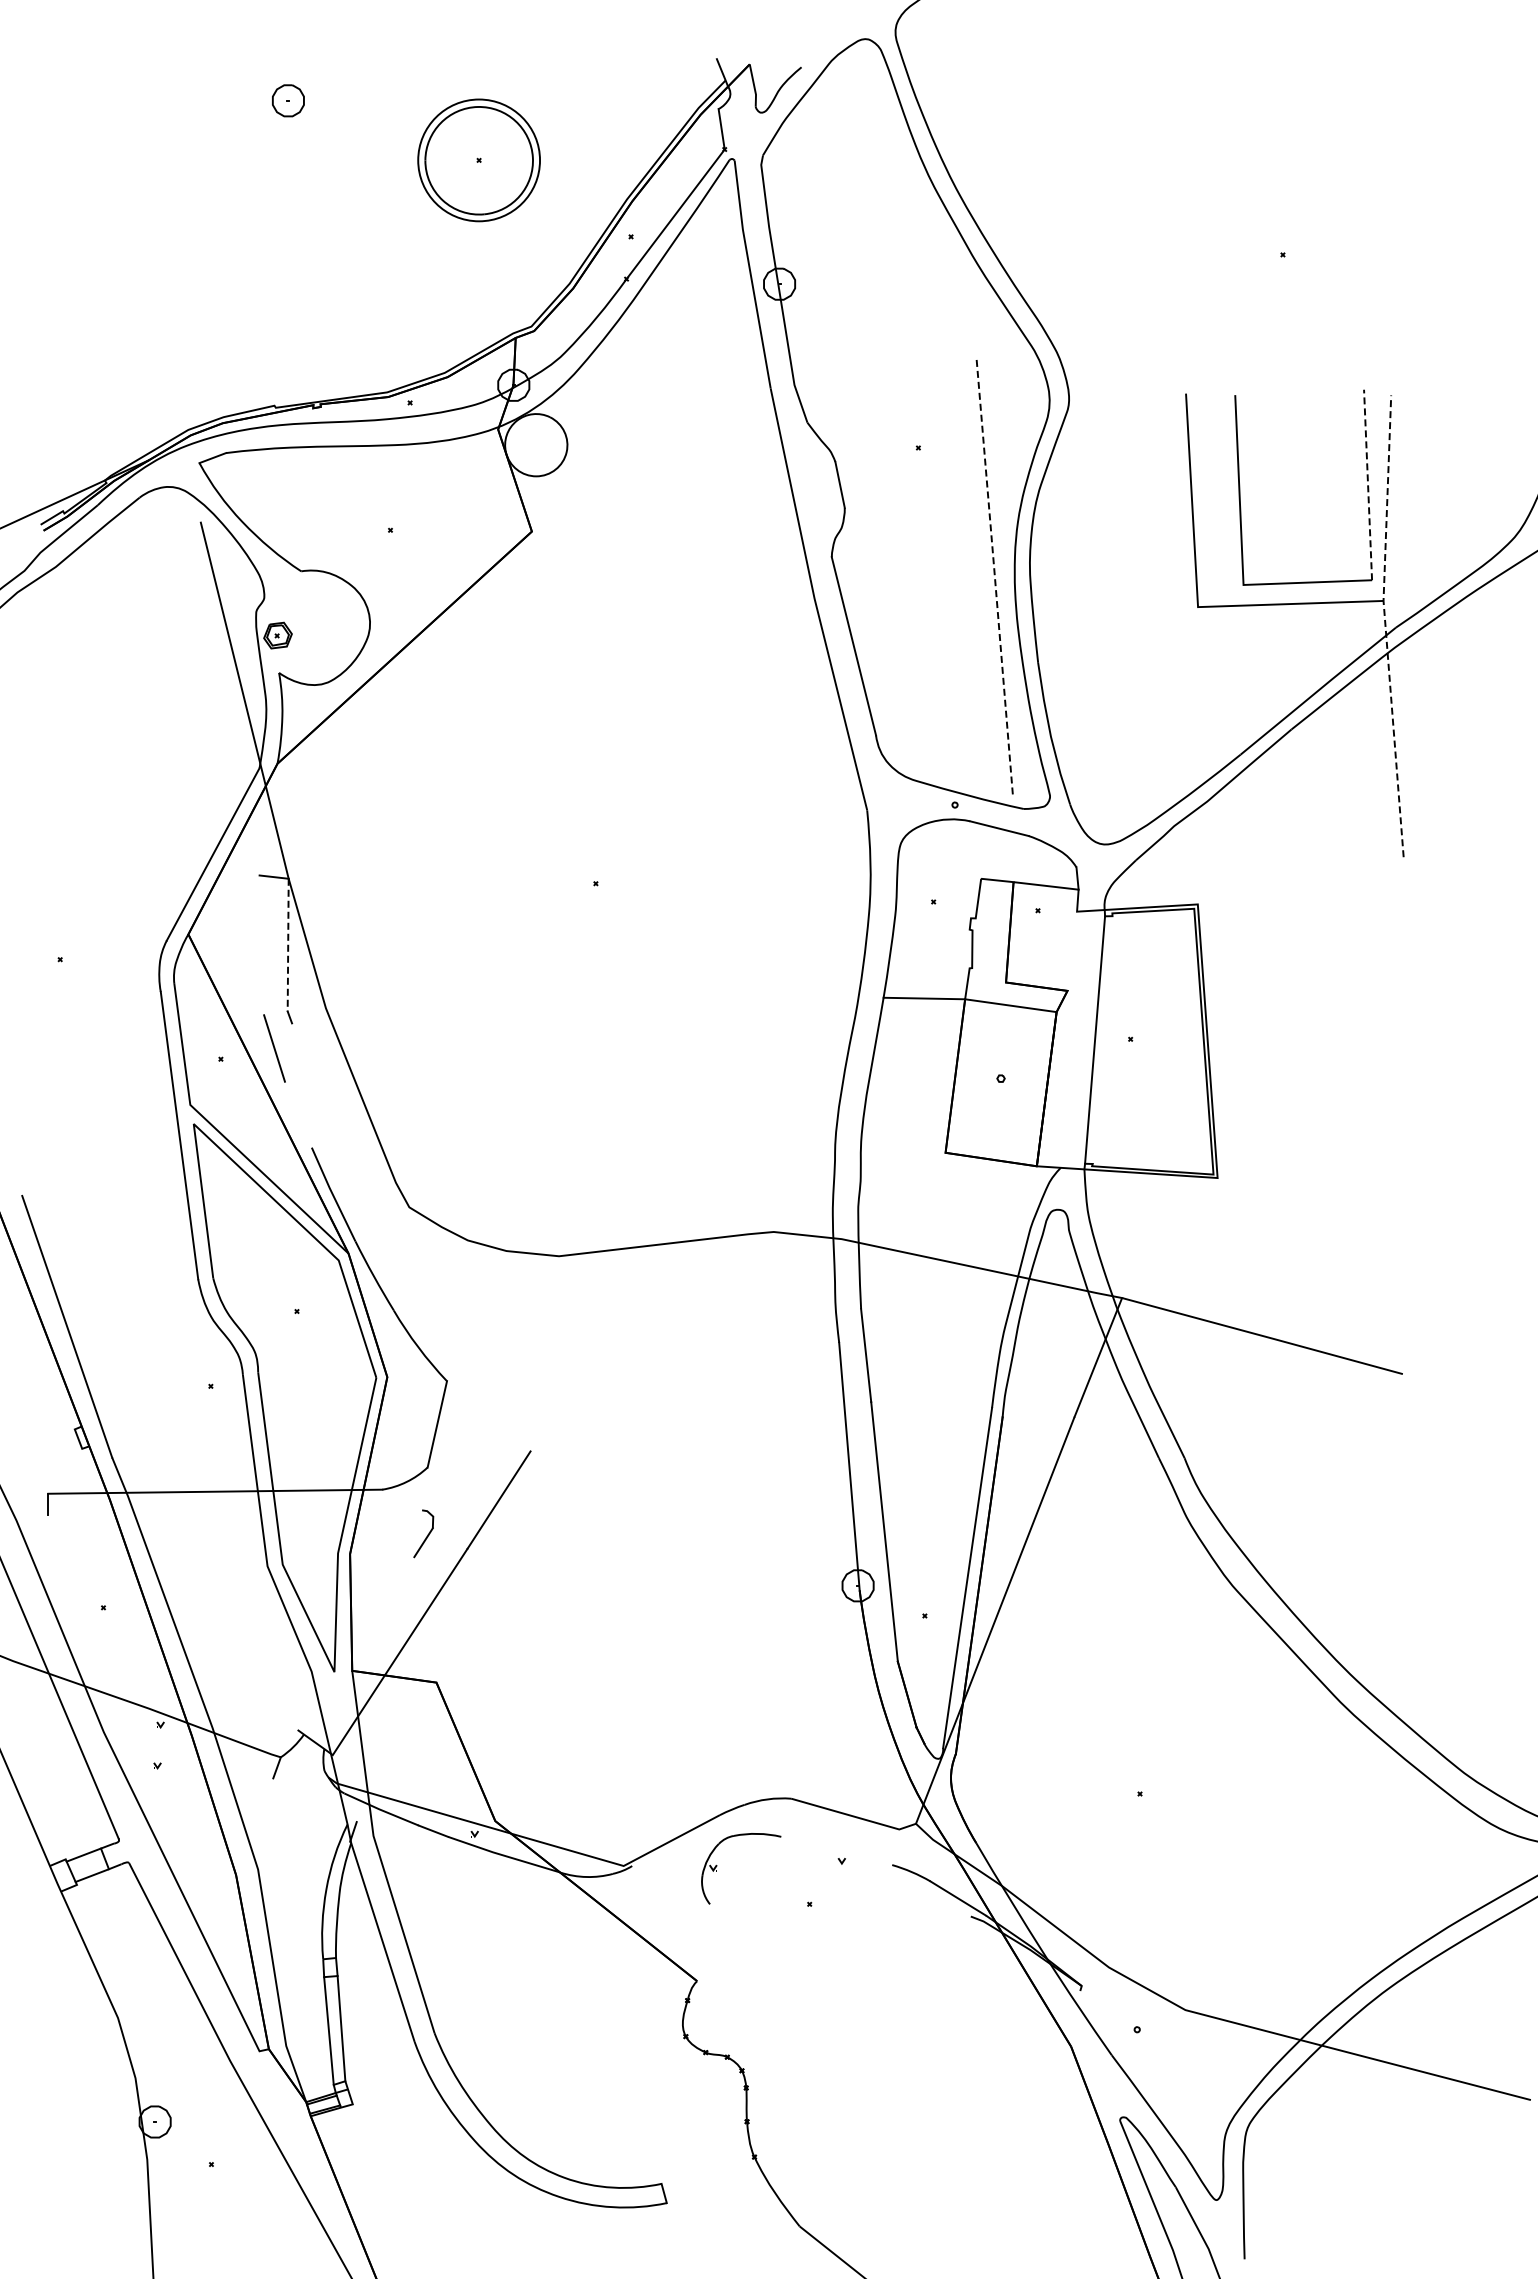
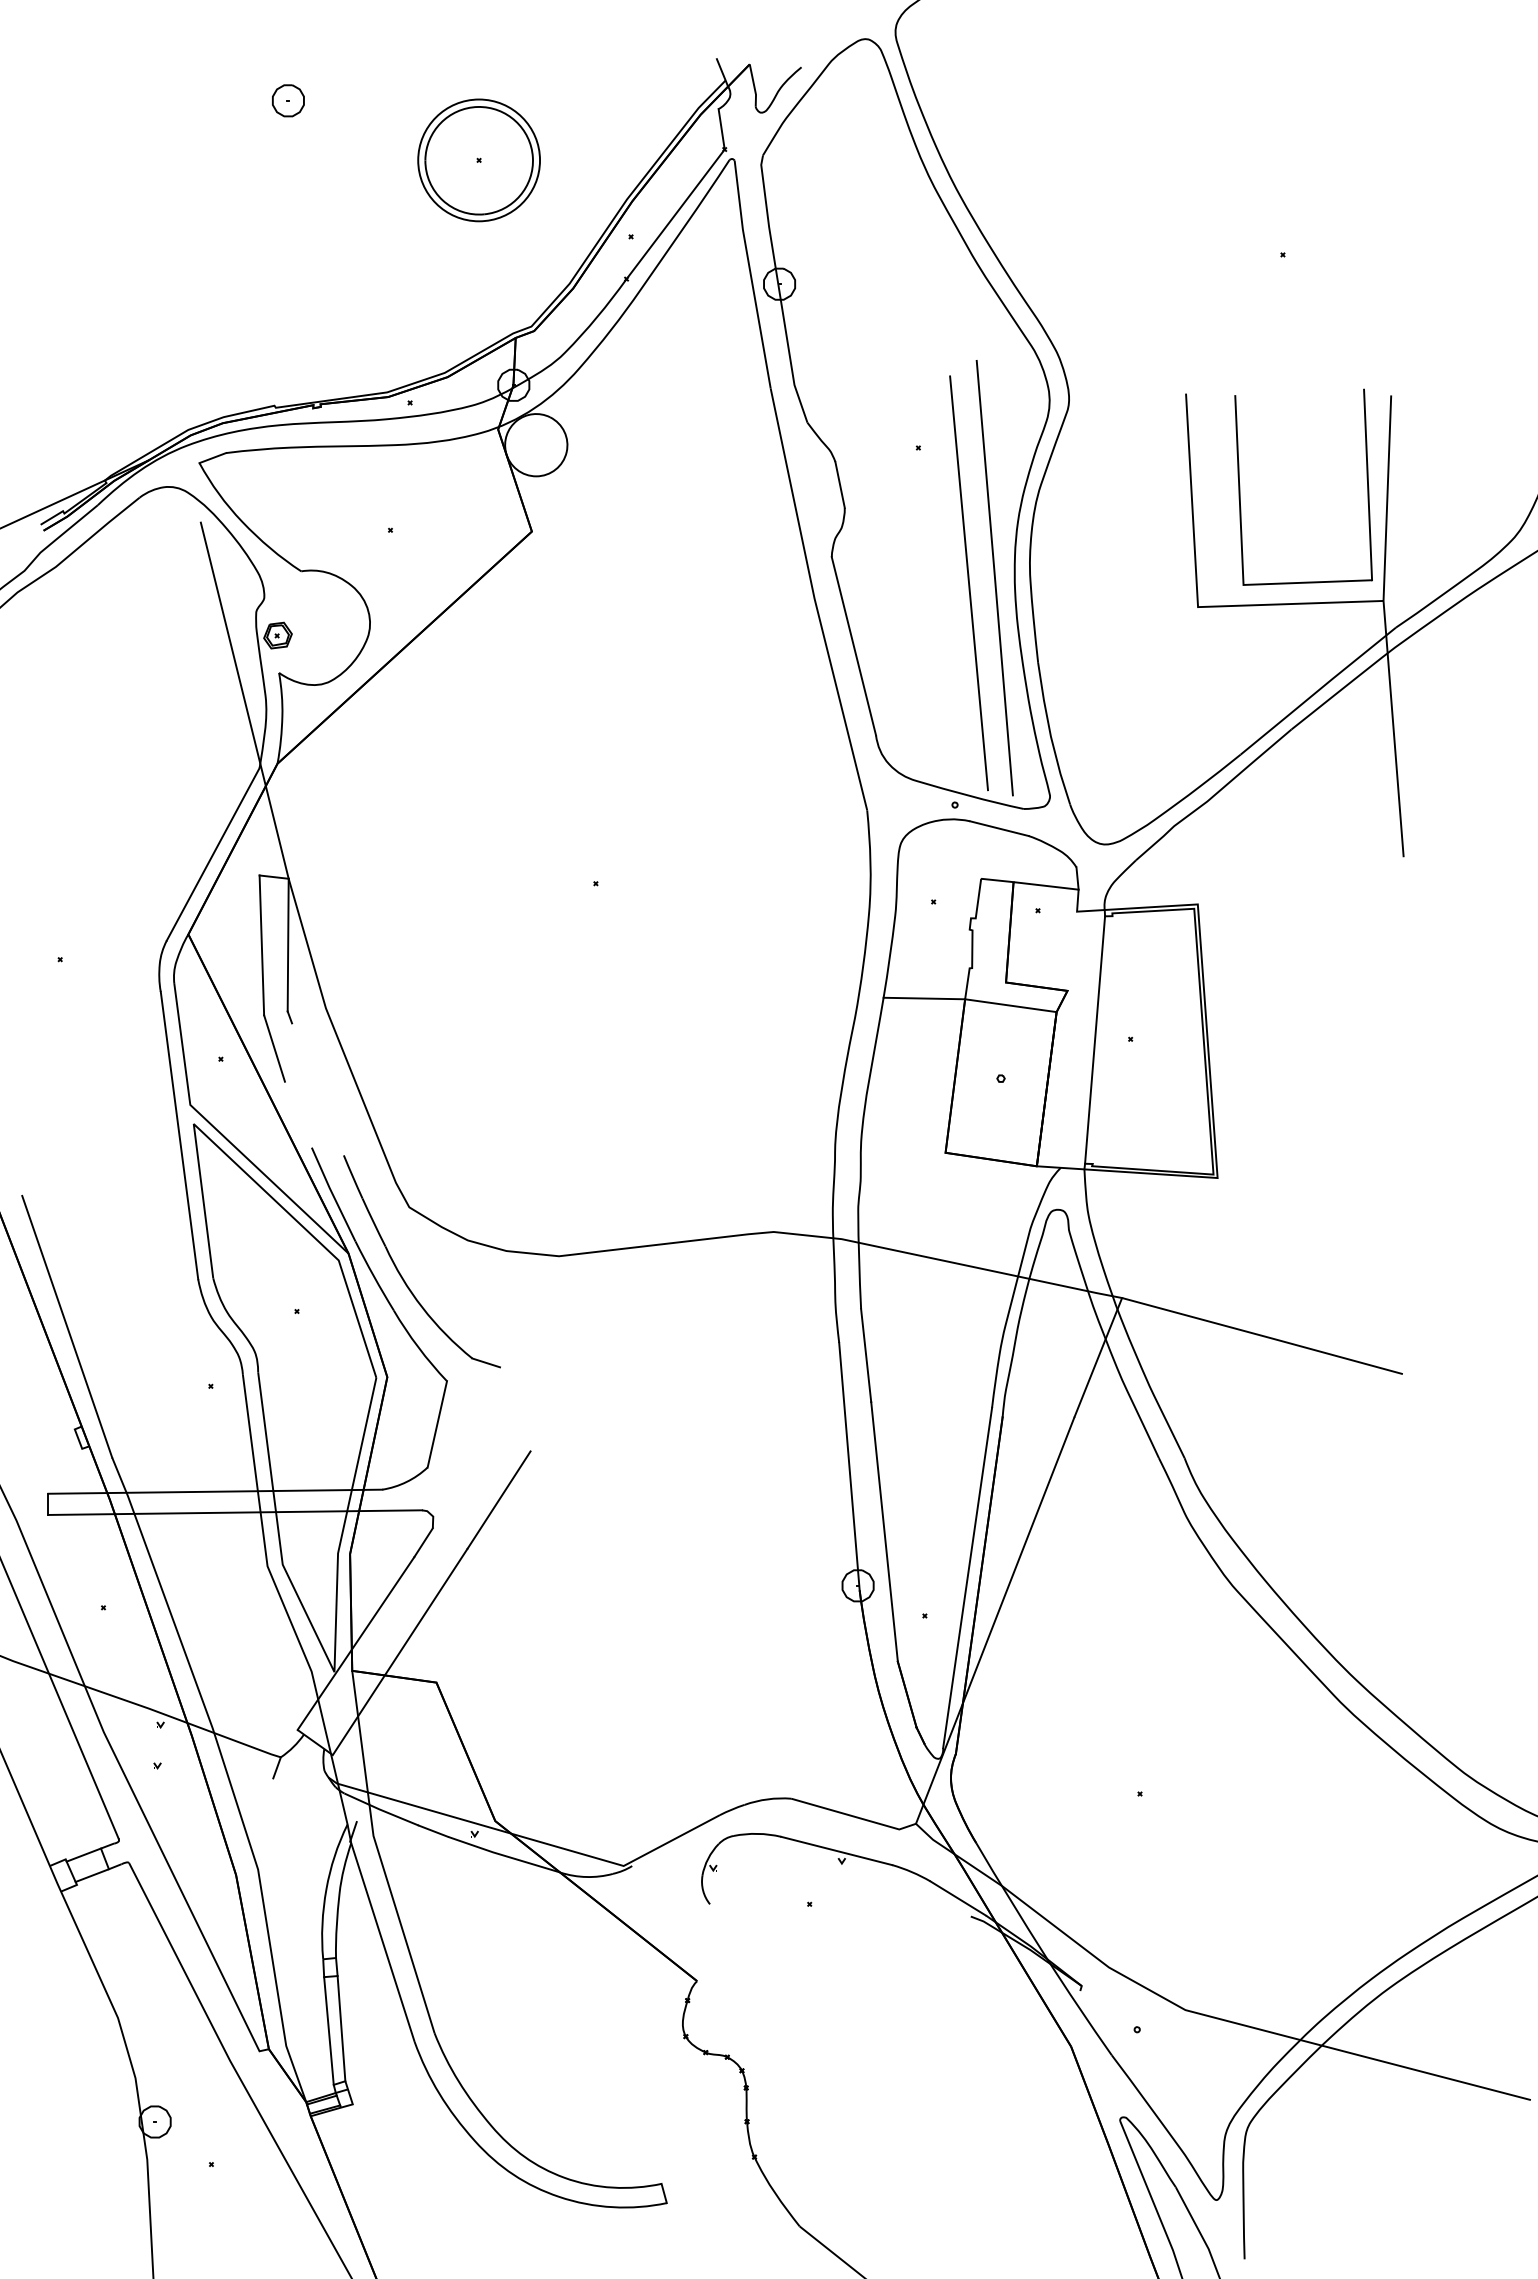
line: dashed -> solid (1368, 484)
line: dashed -> solid (994, 577)
line: none -> present (969, 583)
line: dashed -> solid (1385, 625)
line: none -> present (261, 945)
line: dashed -> solid (288, 945)
part: none -> present (401, 1274)
line: none -> present (235, 1512)
line: none -> present (355, 1643)
line: none -> present (836, 1850)
